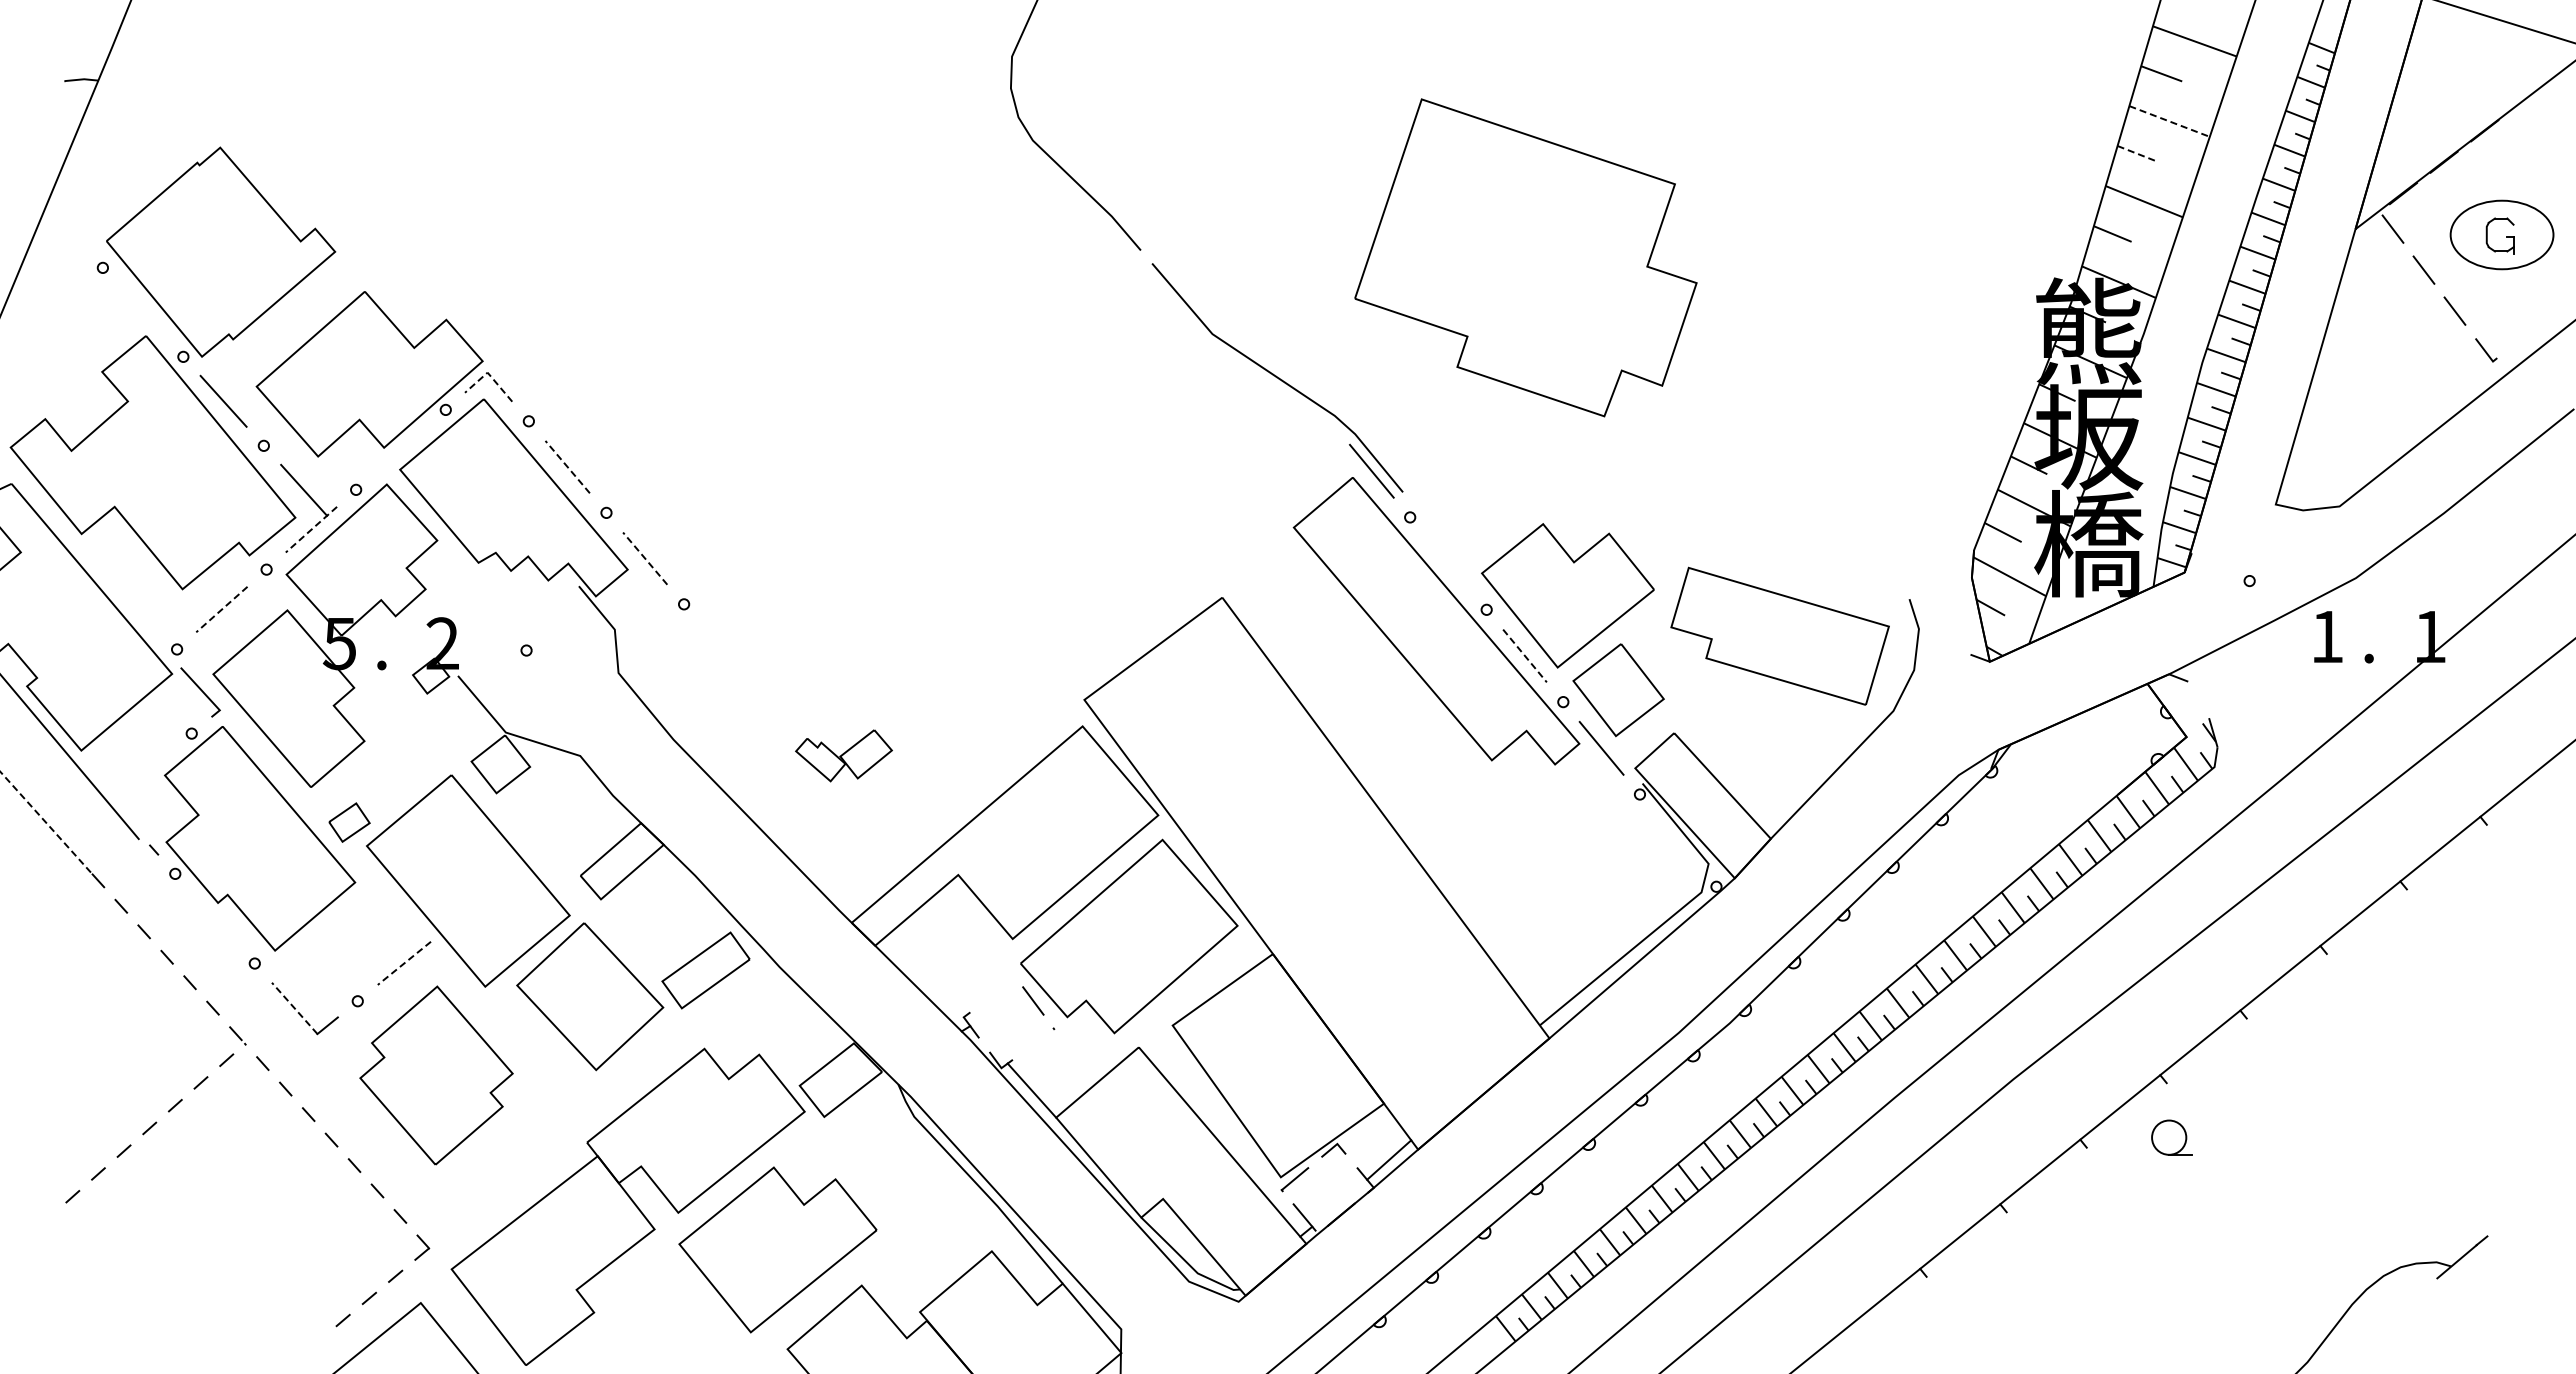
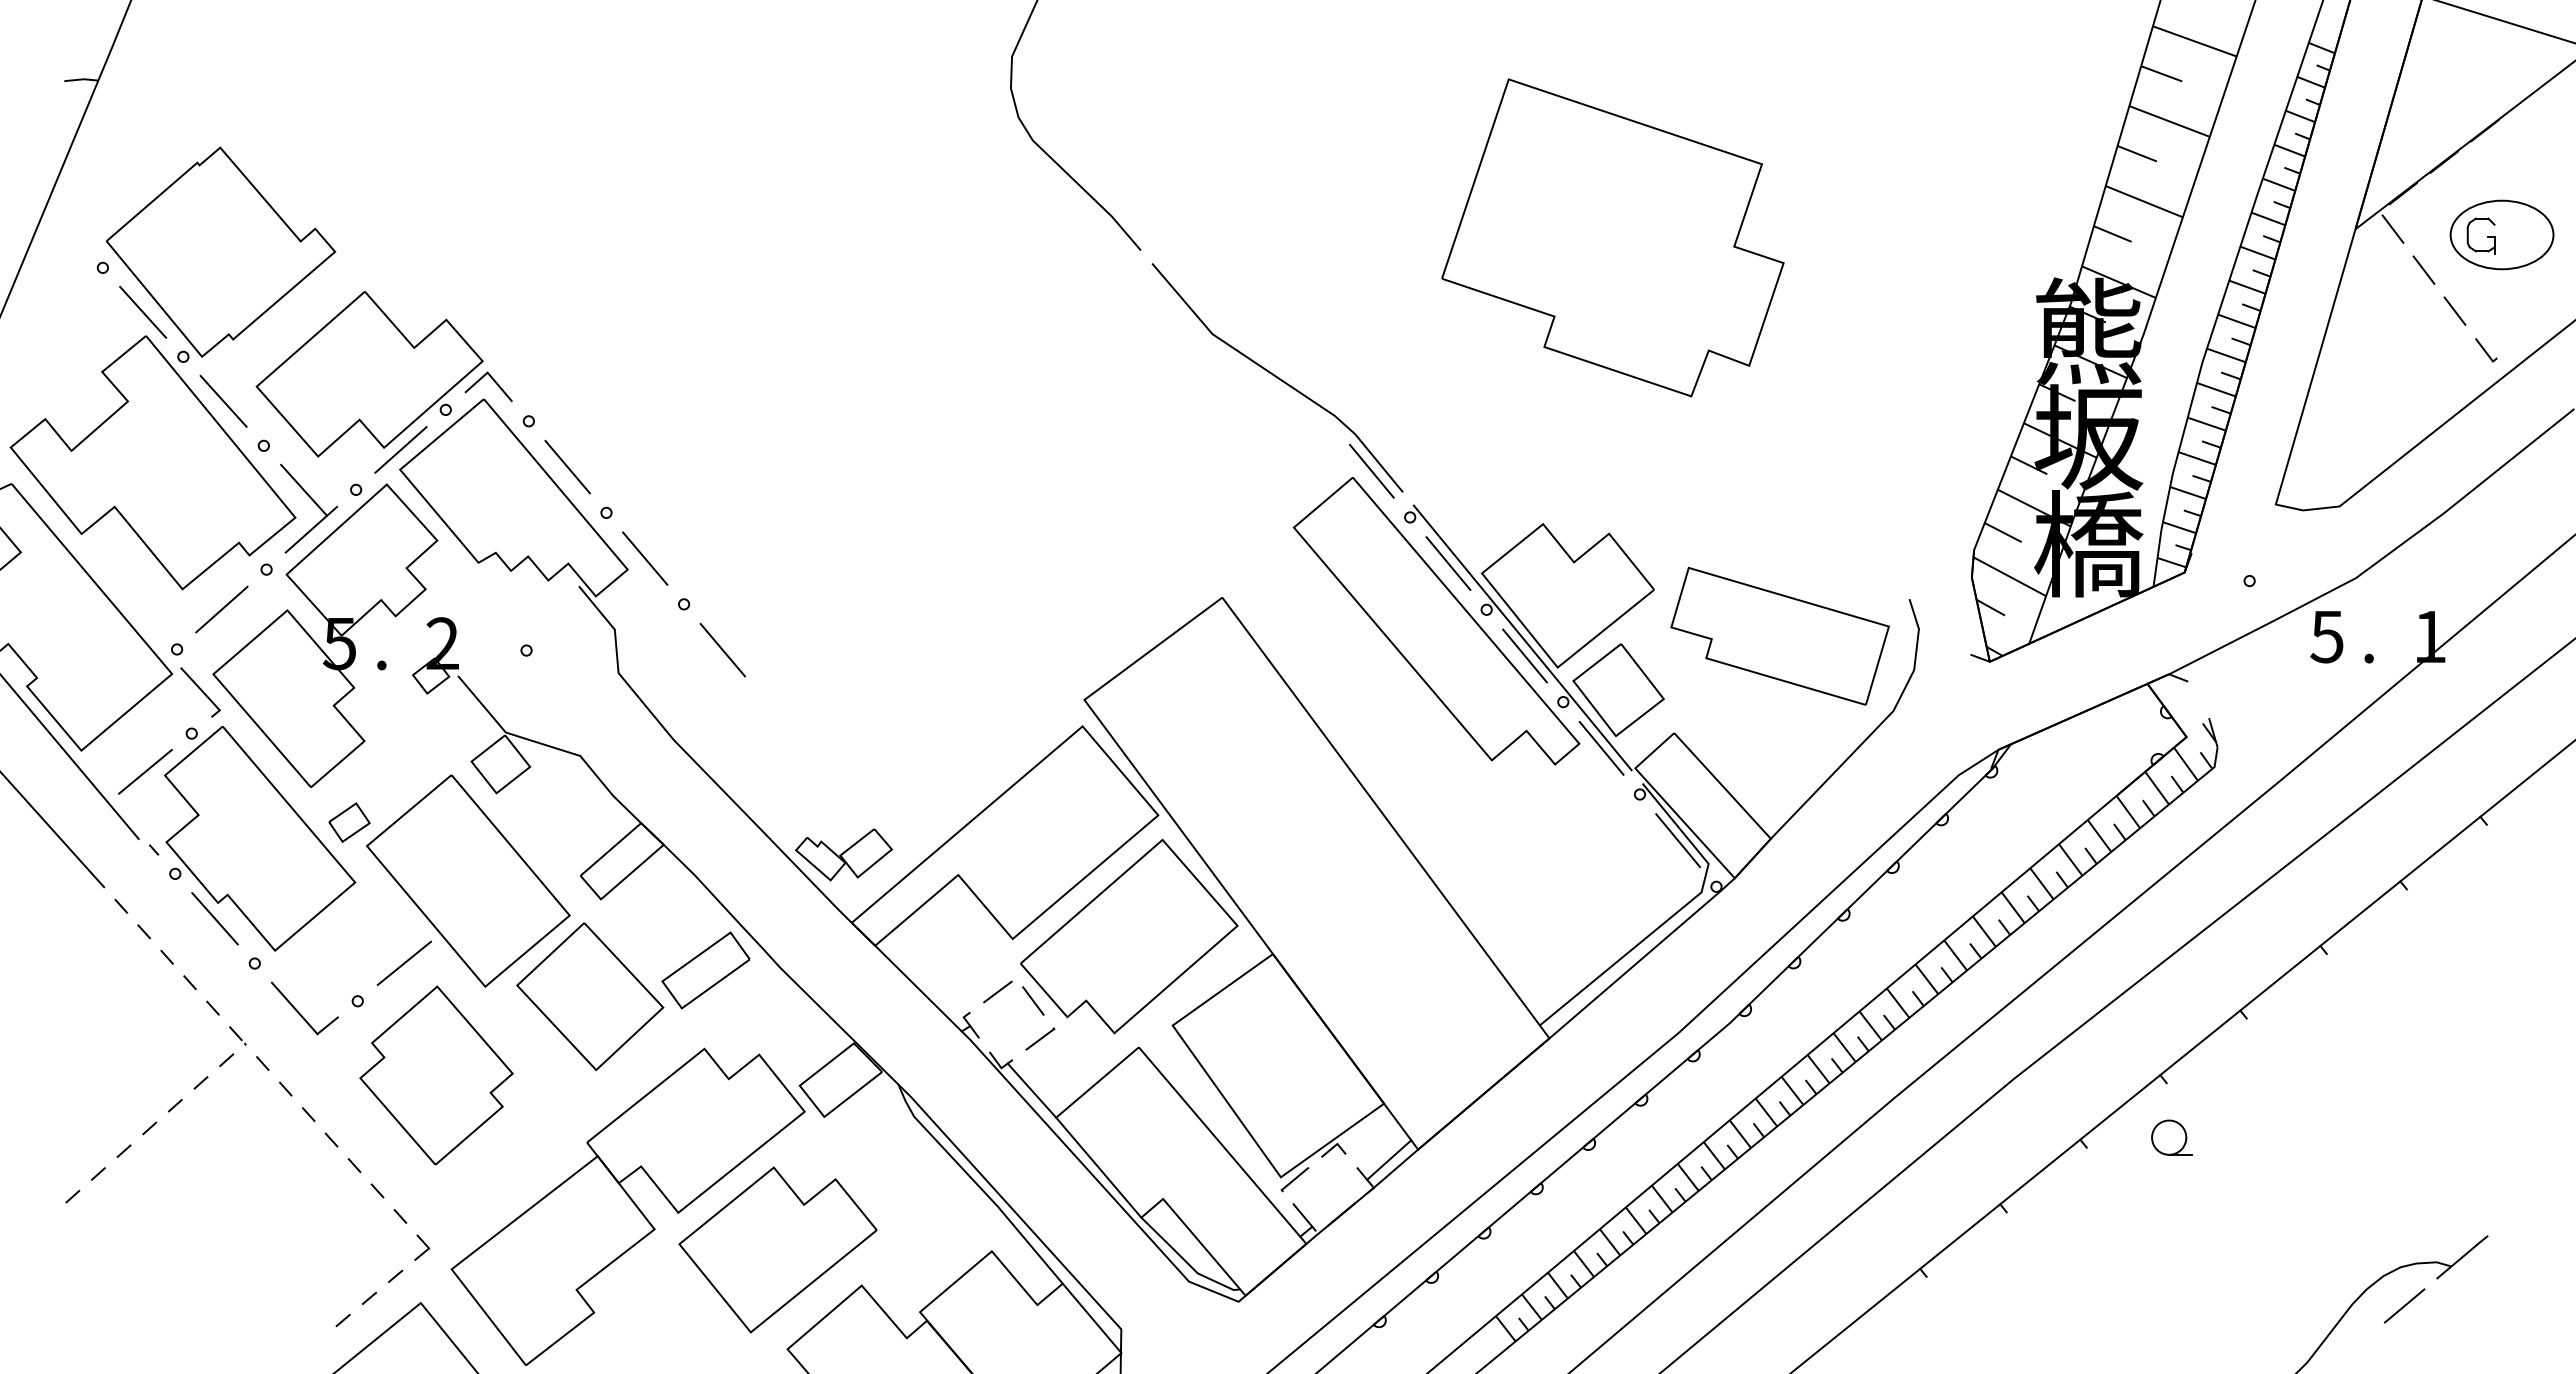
line: dashed -> solid (2170, 121)
line: dashed -> solid (2137, 153)
part position: (2506, 236) -> (2487, 236) (2487, 236)
part position: (1525, 257) -> (1612, 237) (1612, 237)
line: none -> present (143, 311)
line: dashed -> solid (489, 374)
line: none -> present (400, 449)
line: dashed -> solid (567, 466)
line: dashed -> solid (311, 530)
line: dashed -> solid (644, 558)
line: none -> present (1448, 563)
line: dashed -> solid (221, 609)
line: none -> present (1522, 637)
text: 1 -> 5 (2326, 637)
line: none -> present (722, 649)
line: dashed -> solid (1525, 656)
part position: (843, 755) -> (843, 854) (843, 854)
line: none -> present (145, 771)
line: dashed -> solid (46, 823)
line: none -> present (1678, 840)
line: none -> present (214, 918)
line: dashed -> solid (404, 963)
line: none -> present (997, 991)
line: dashed -> solid (294, 1008)
line: none -> present (1040, 1039)
line: none -> present (2404, 1305)
